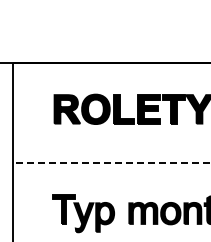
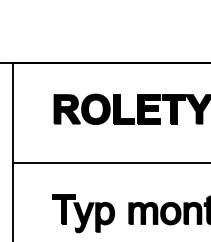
line: dashed -> solid (111, 163)
